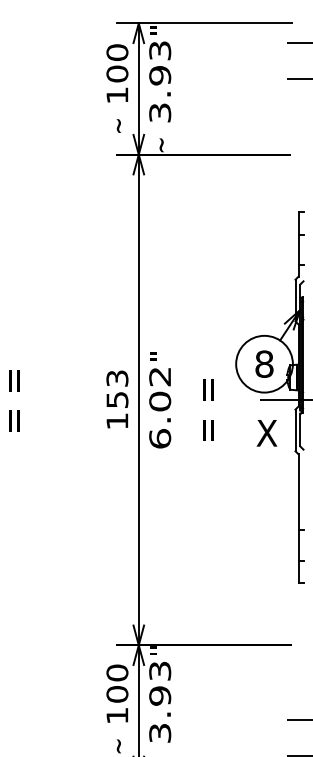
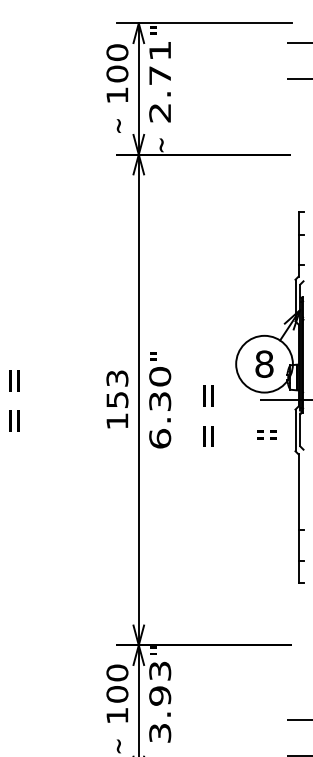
text: 3.93 -> 2.71 (160, 81)
text: 6.02 -> 6.30 (160, 389)
text position: (208, 409) -> (208, 415) (208, 415)
text: X -> = = (266, 433)
